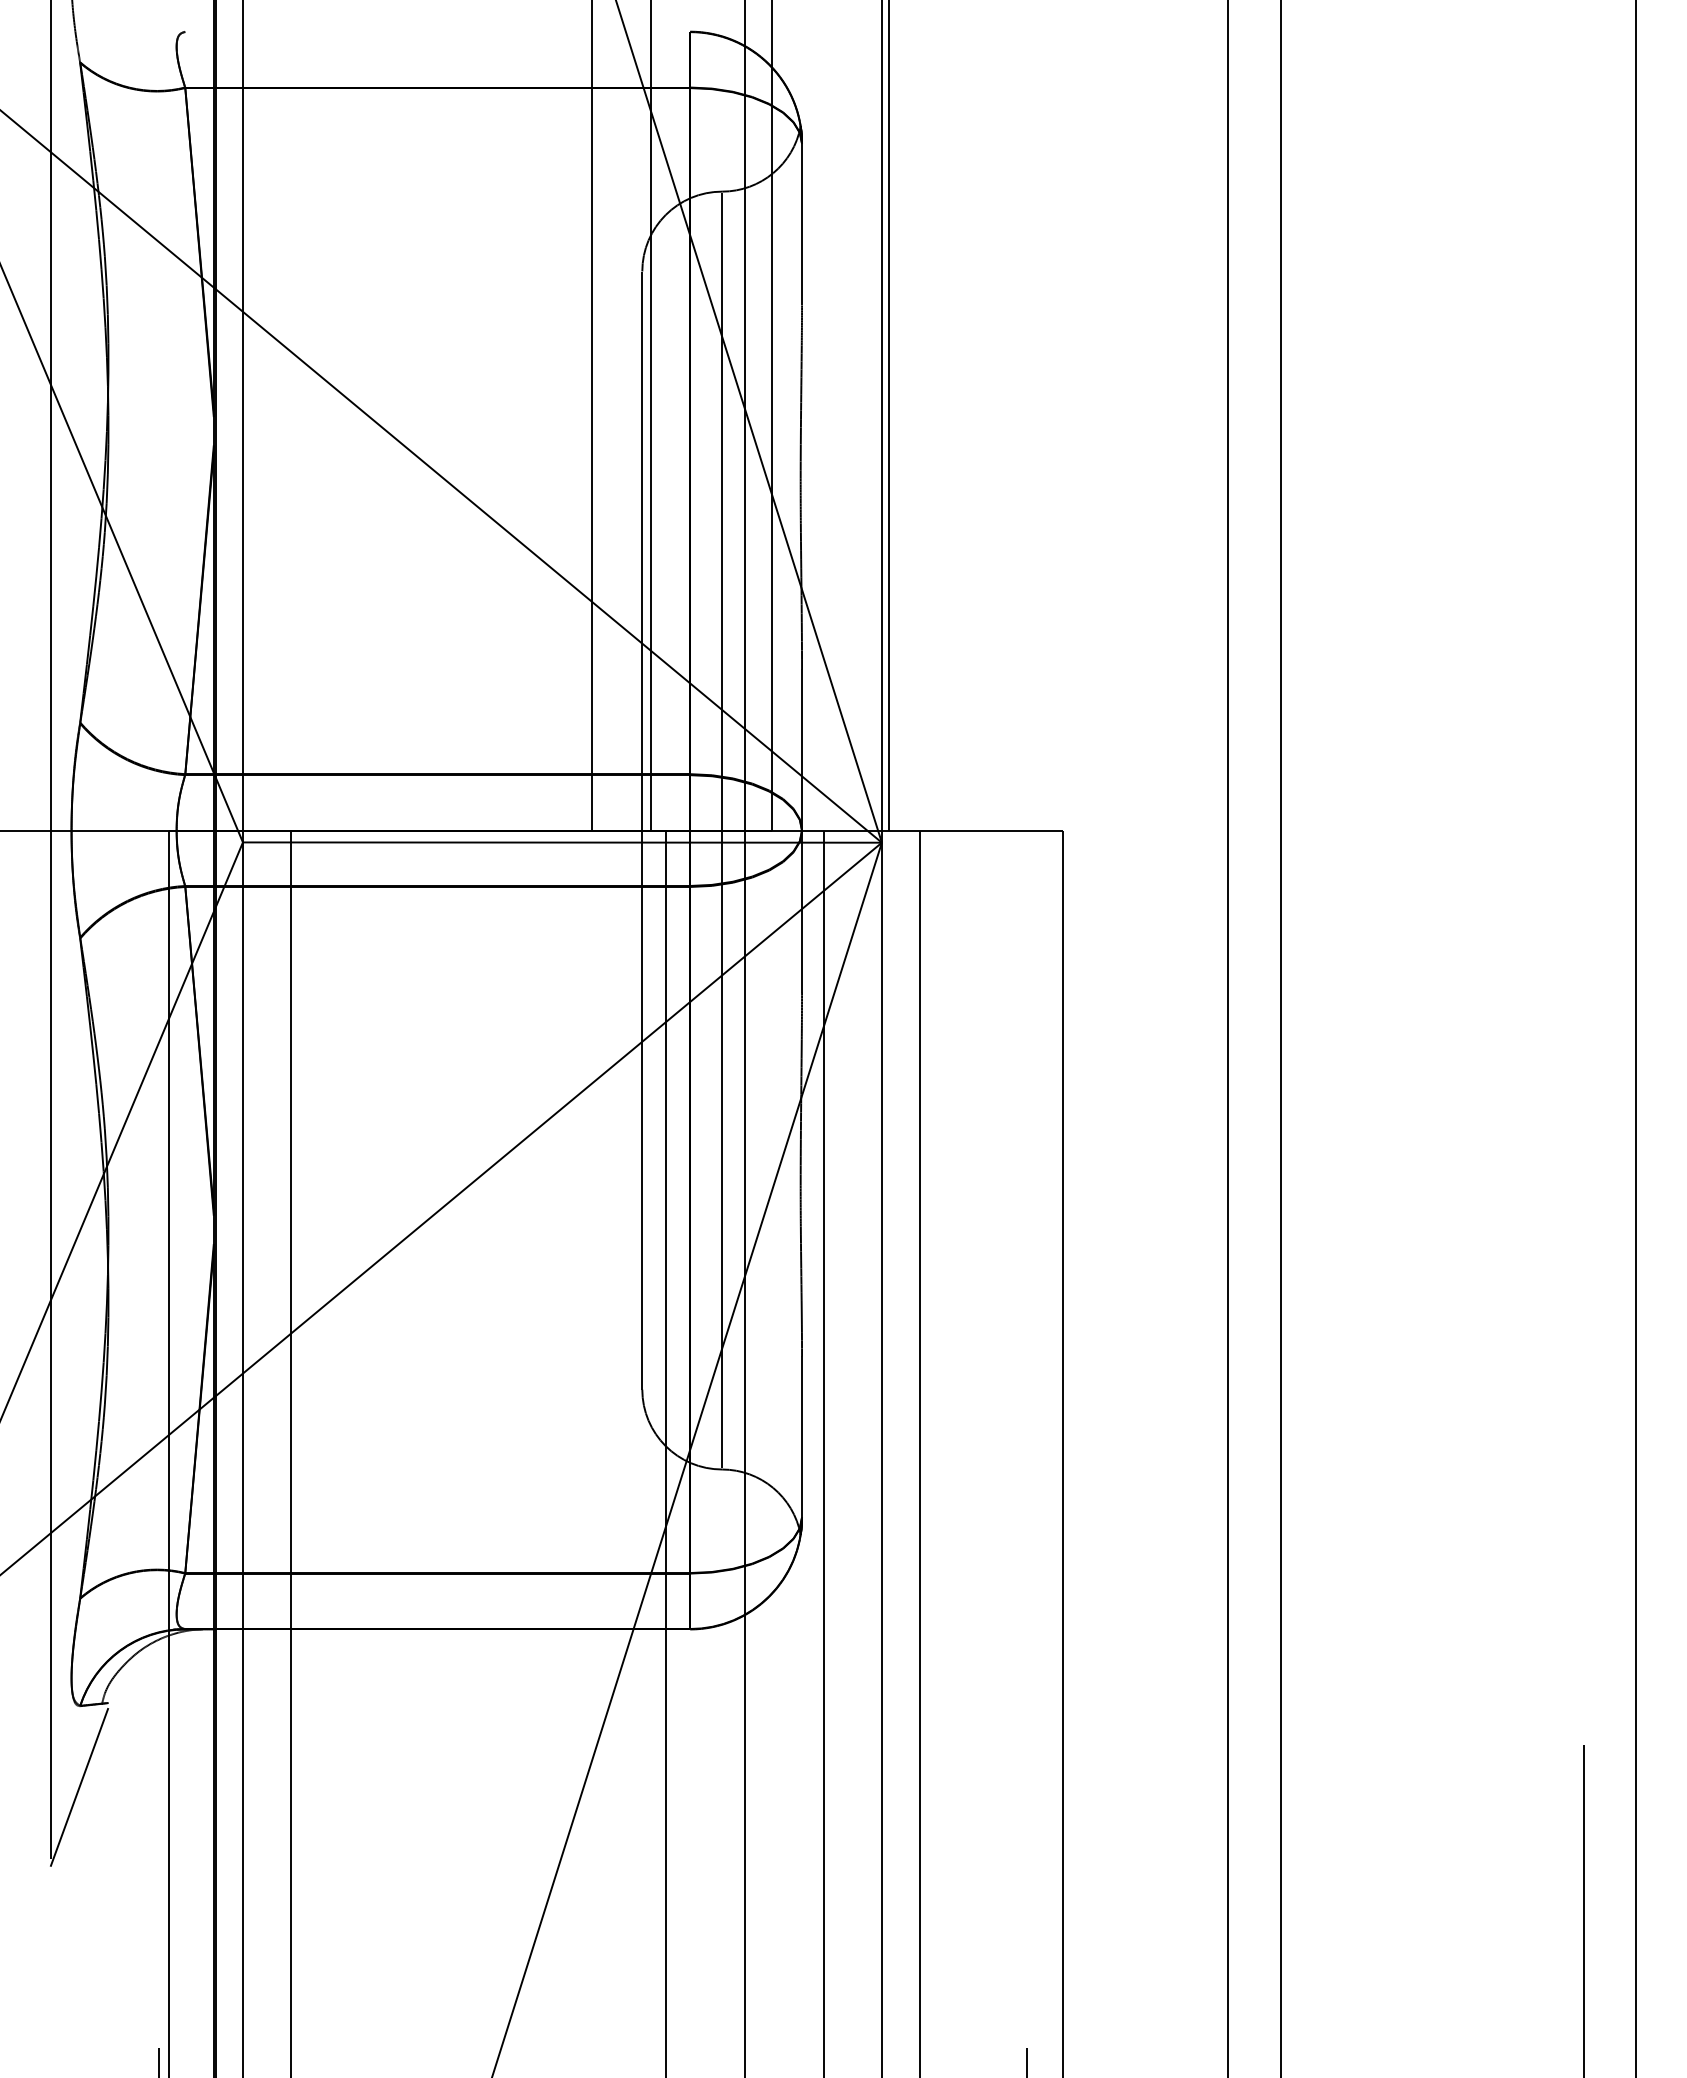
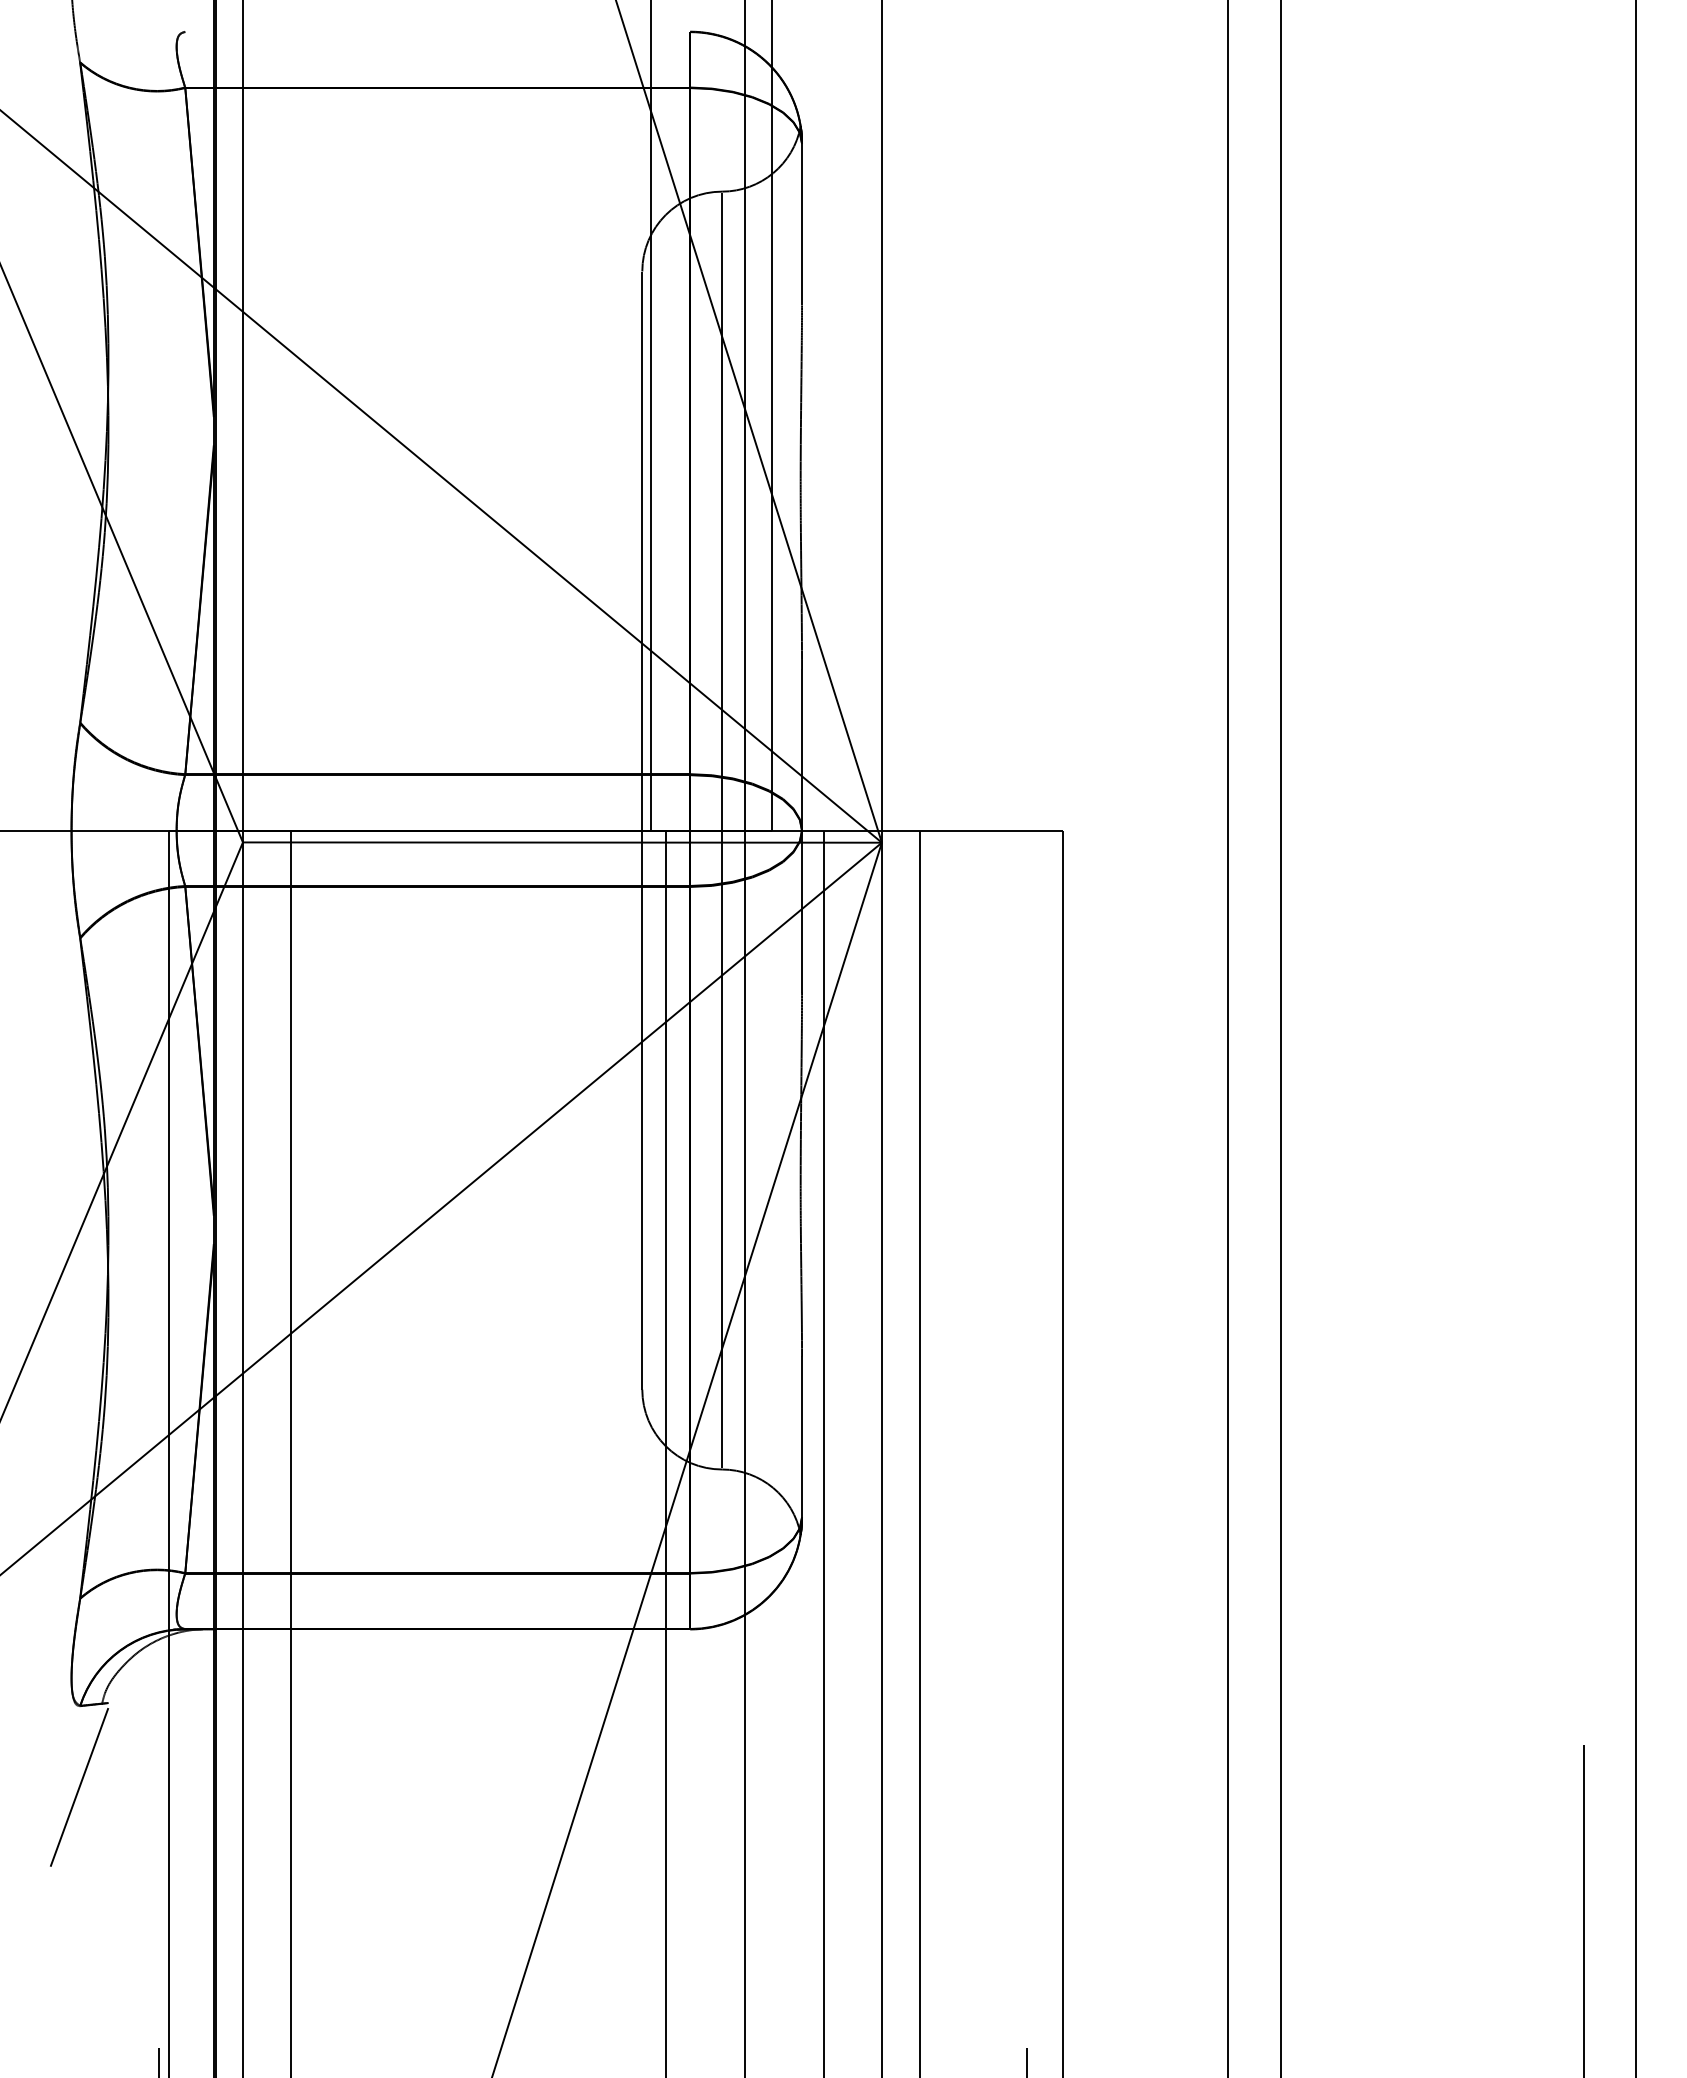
line: present -> none (592, 416)
line: present -> none (889, 416)
line: present -> none (50, 930)
